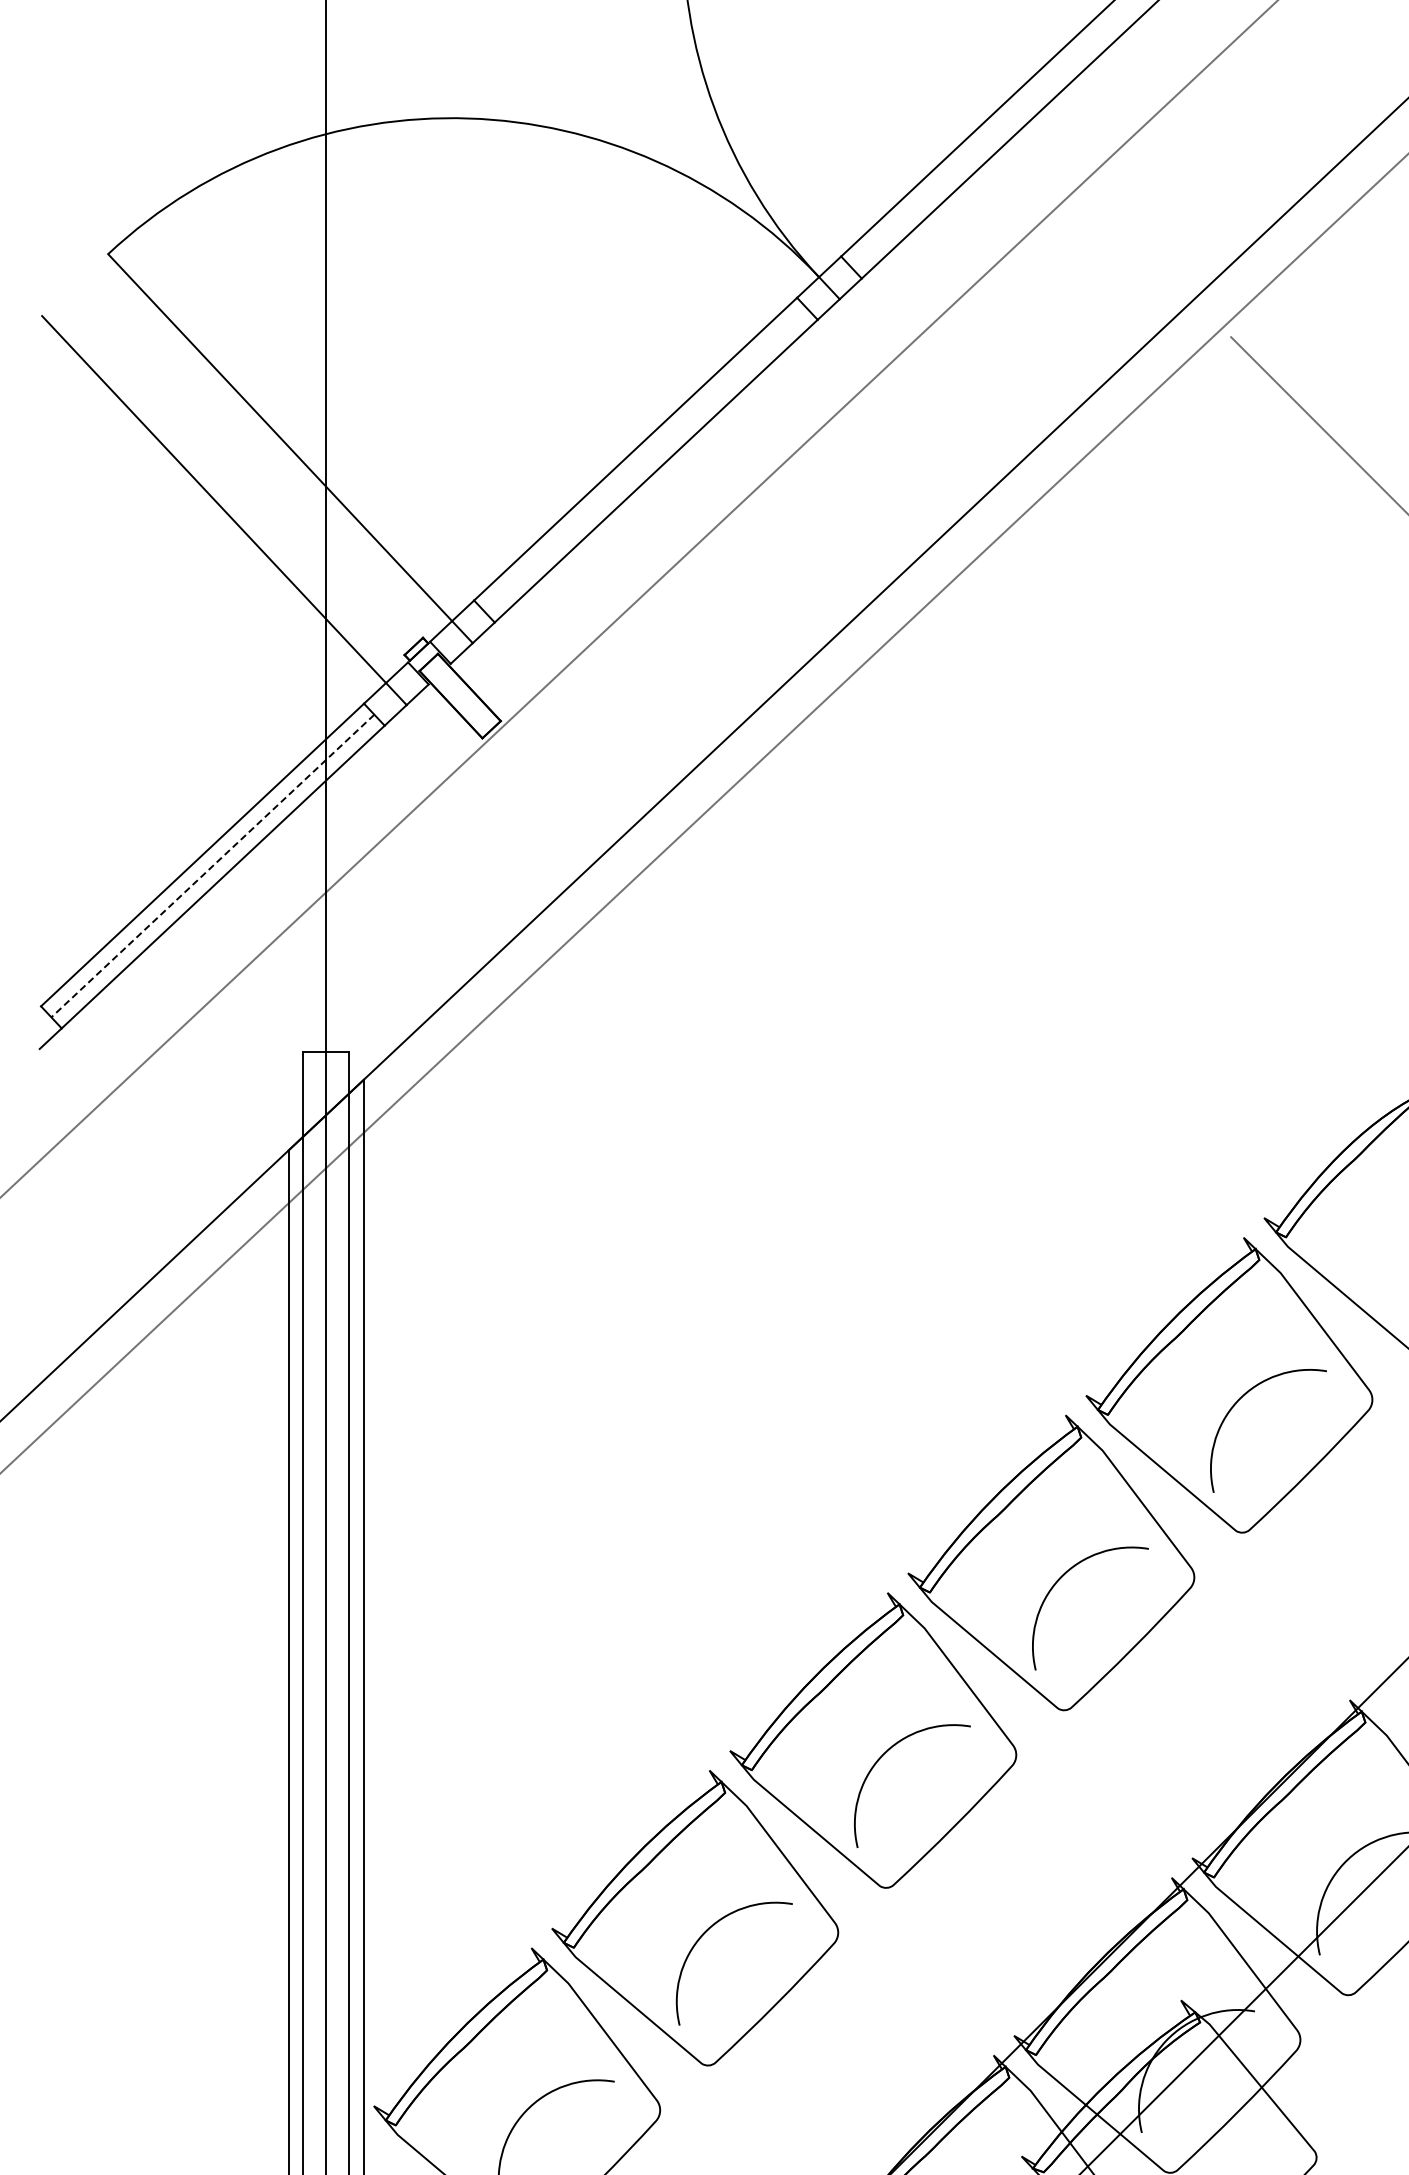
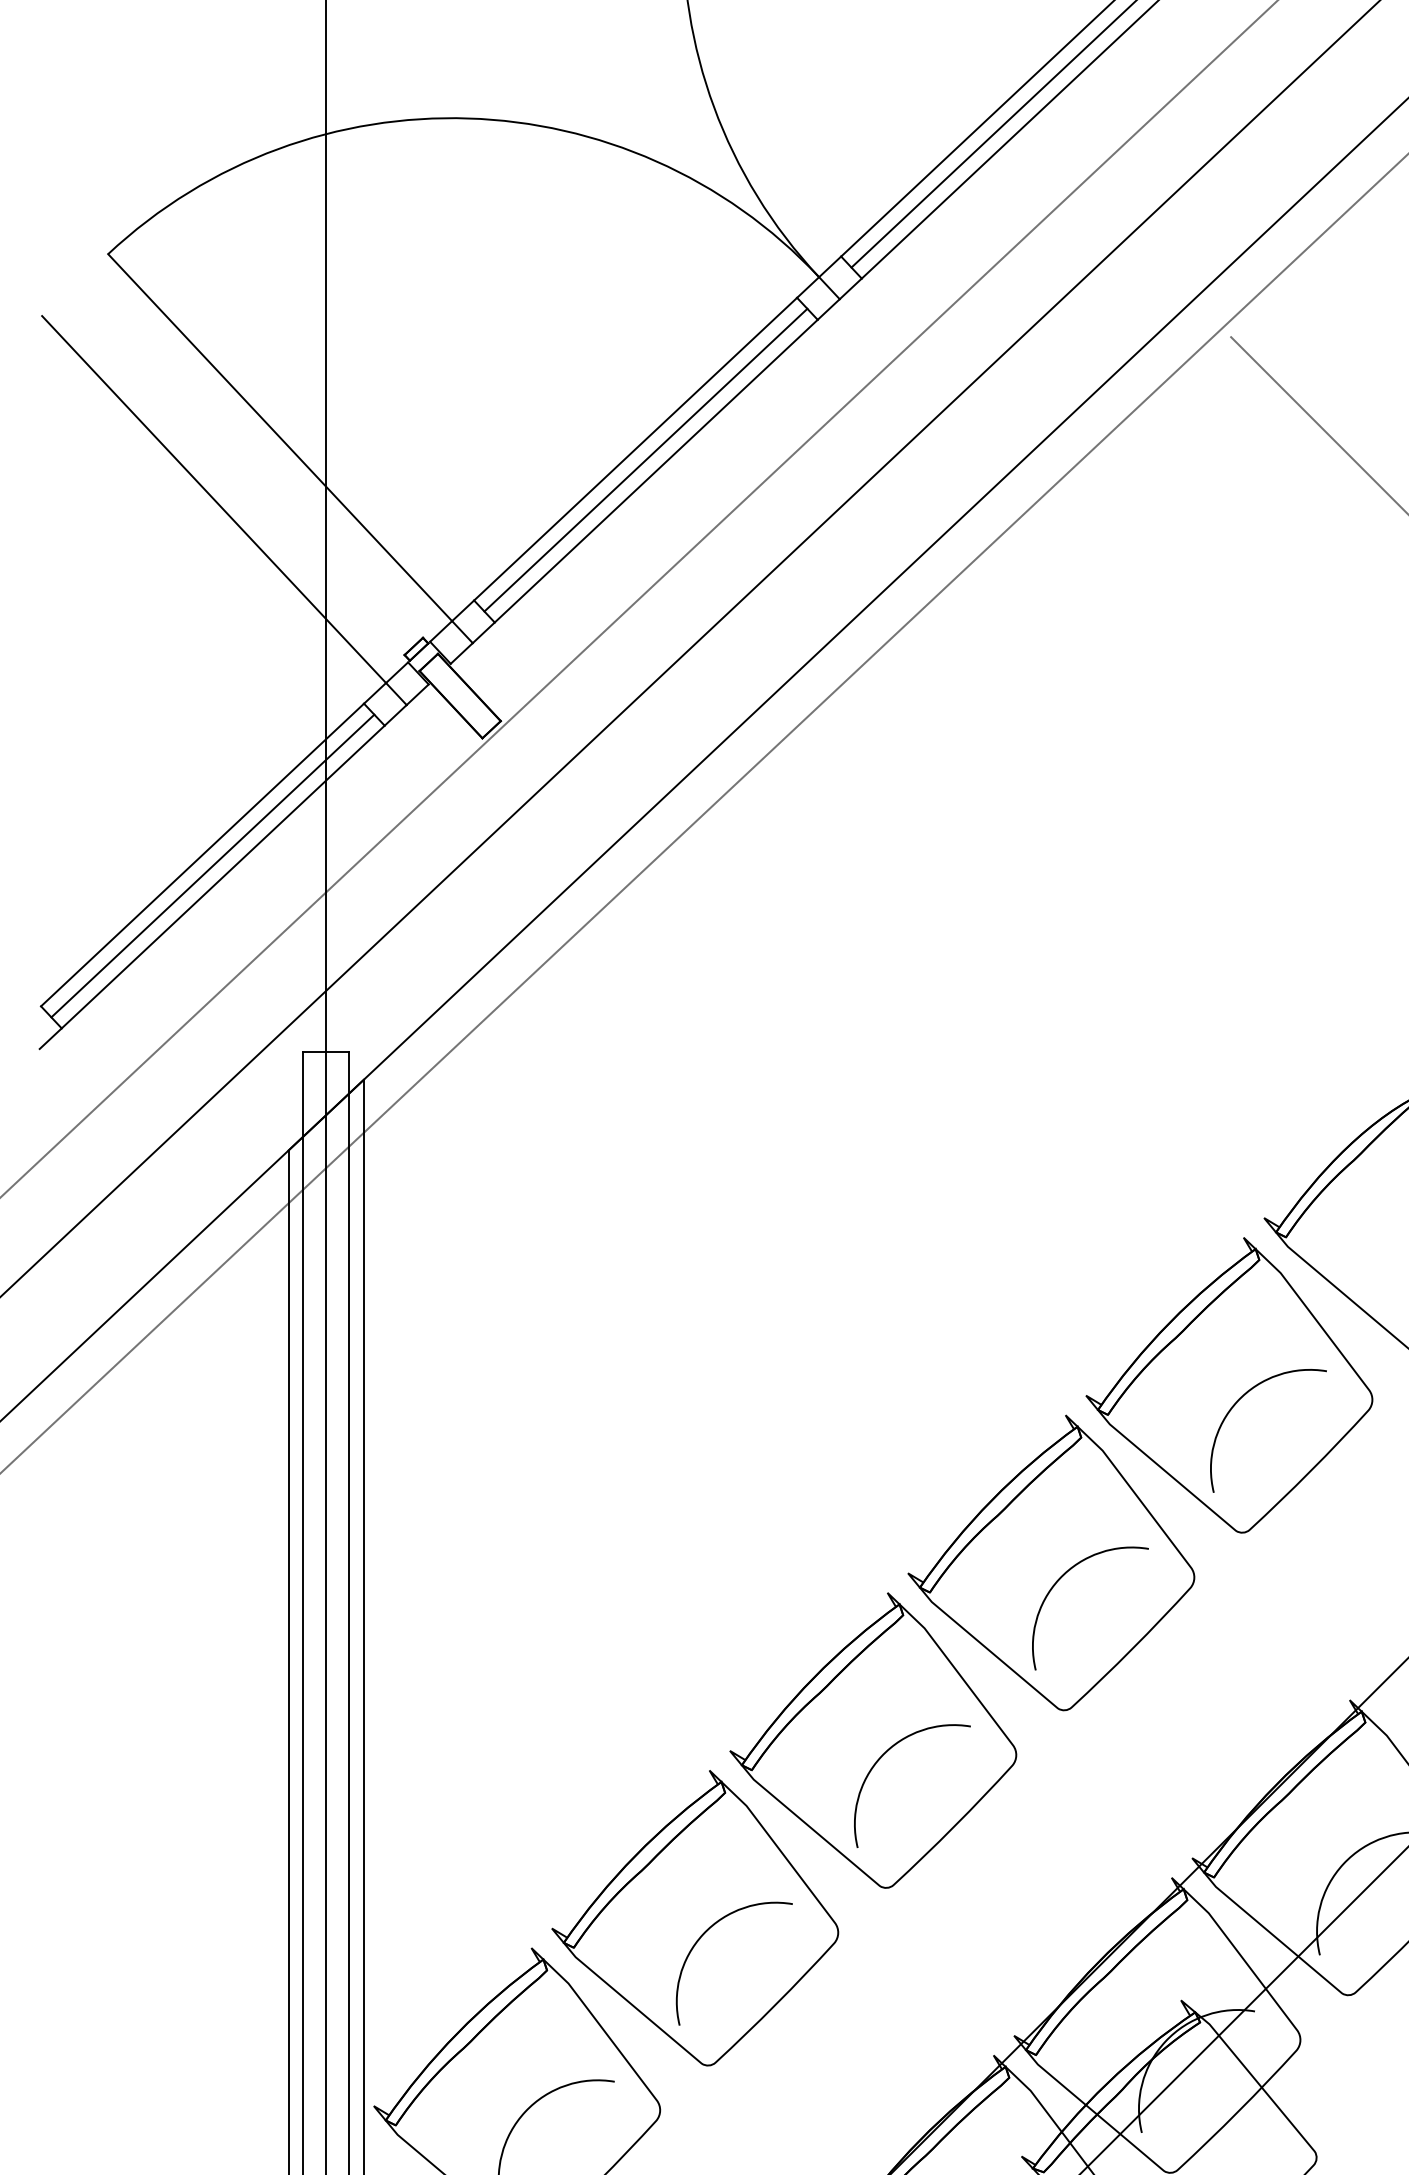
line: none -> present (992, 134)
line: none -> present (645, 459)
line: none -> present (690, 648)
line: dashed -> solid (212, 866)
